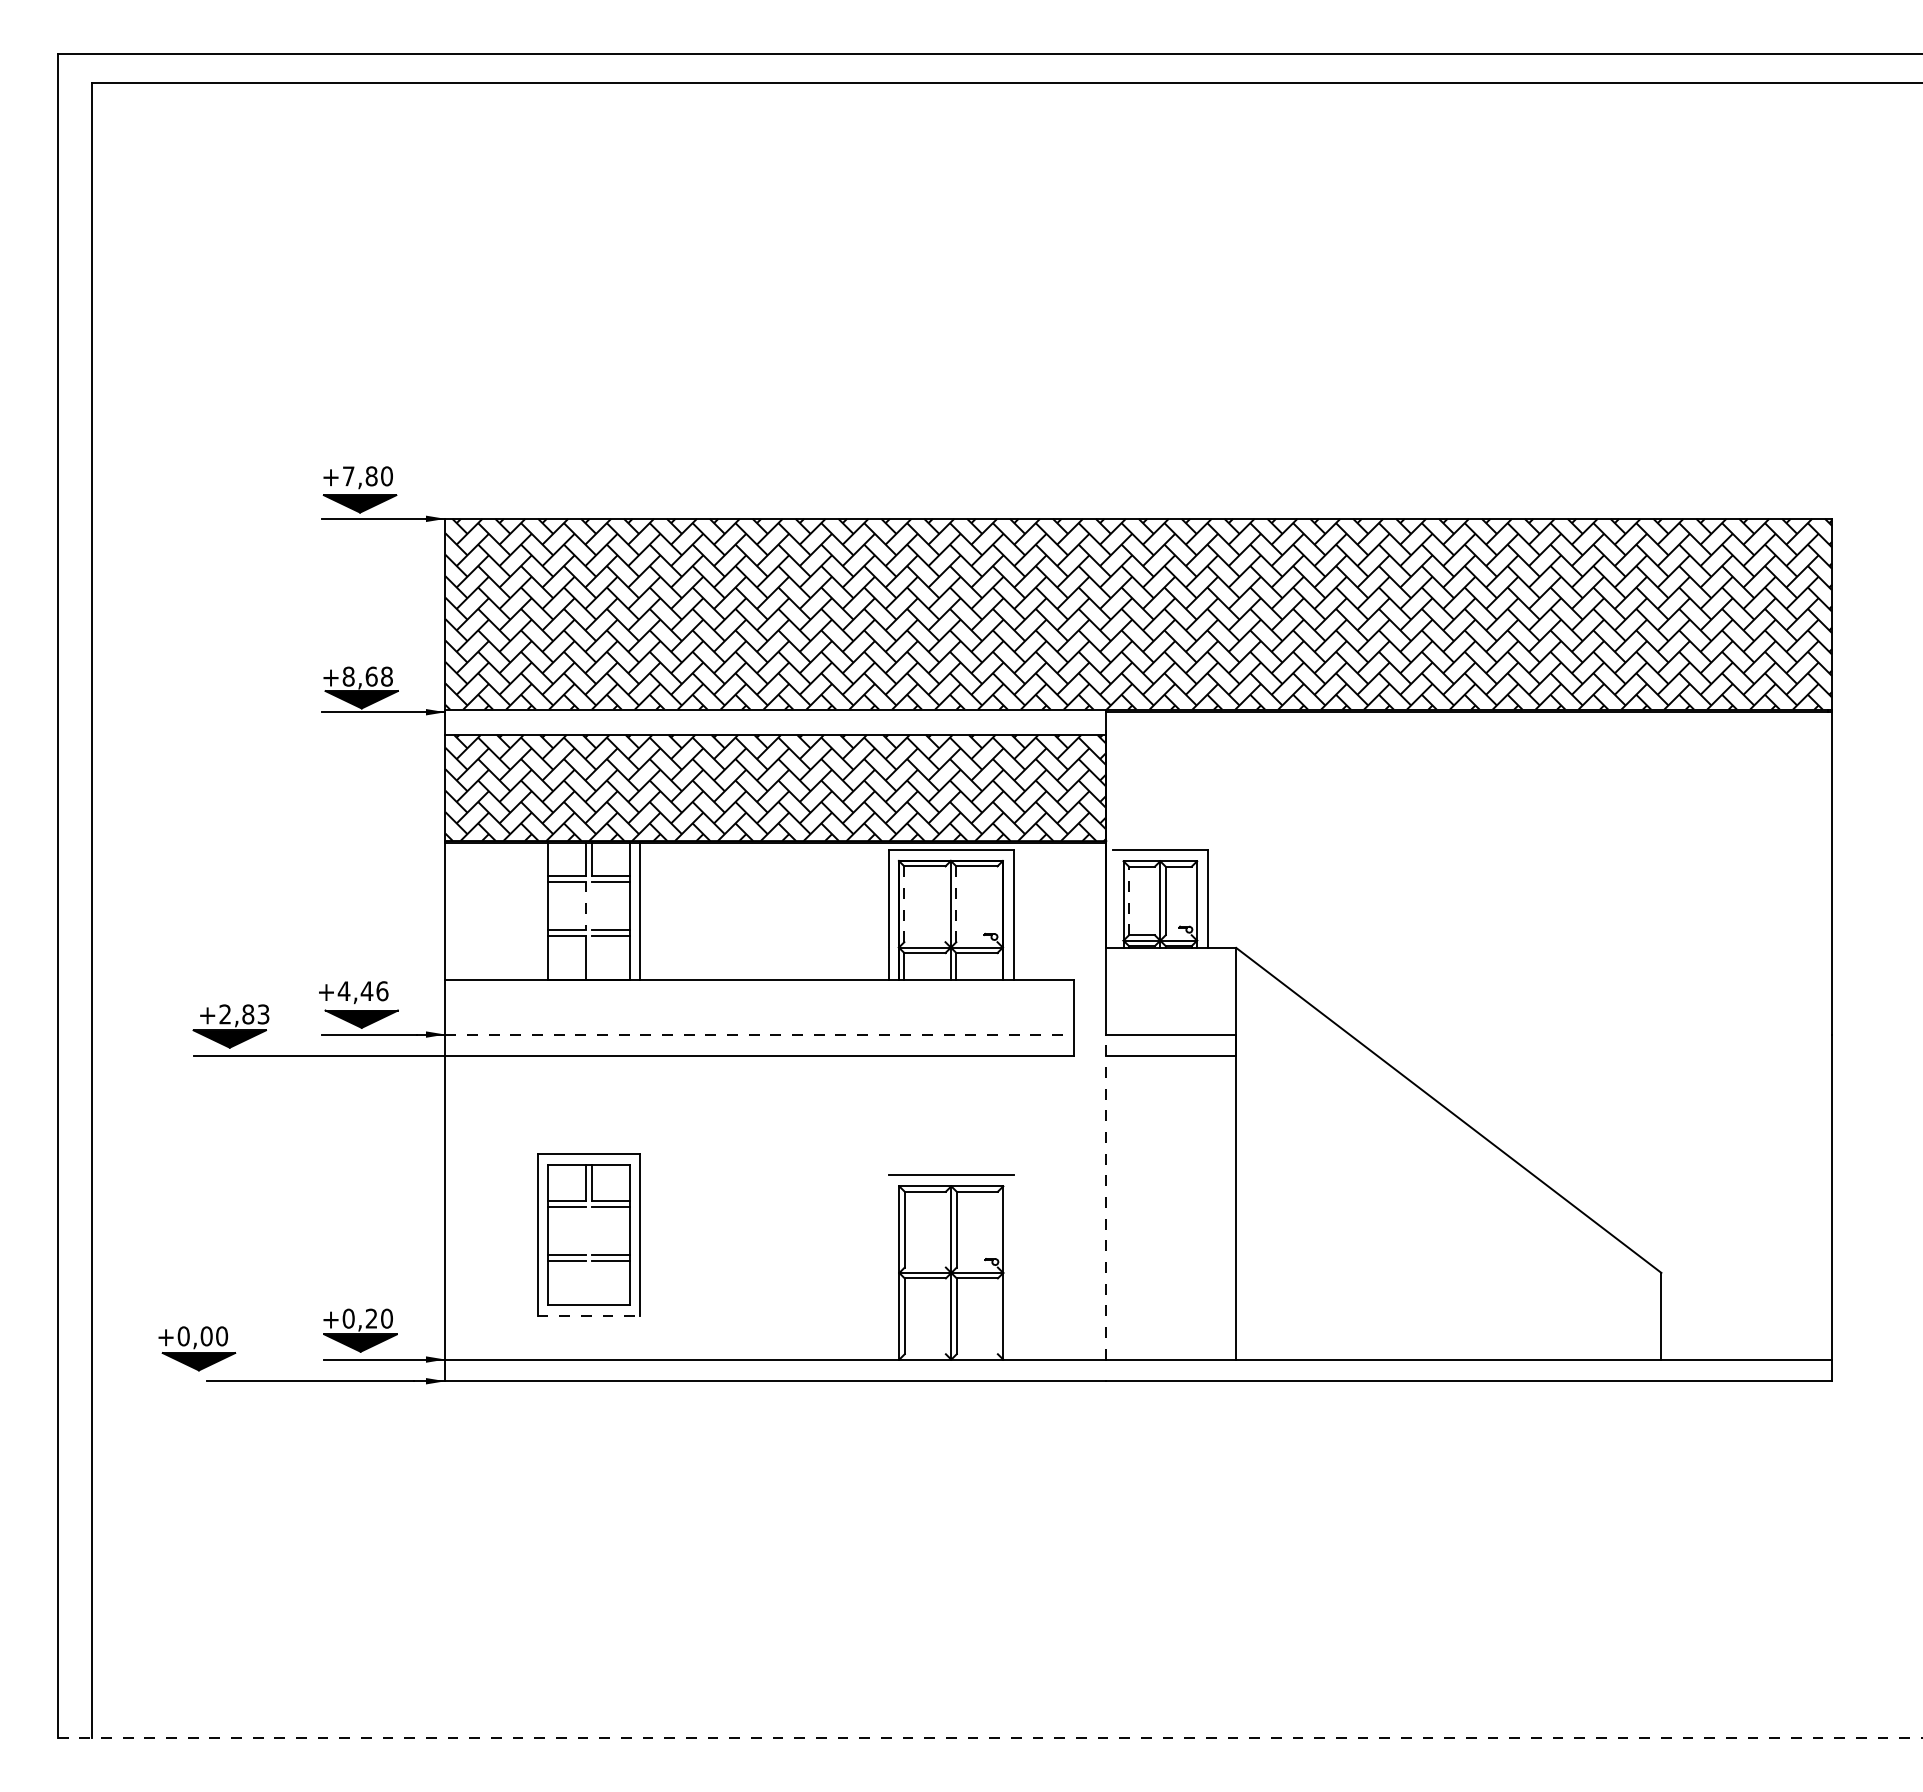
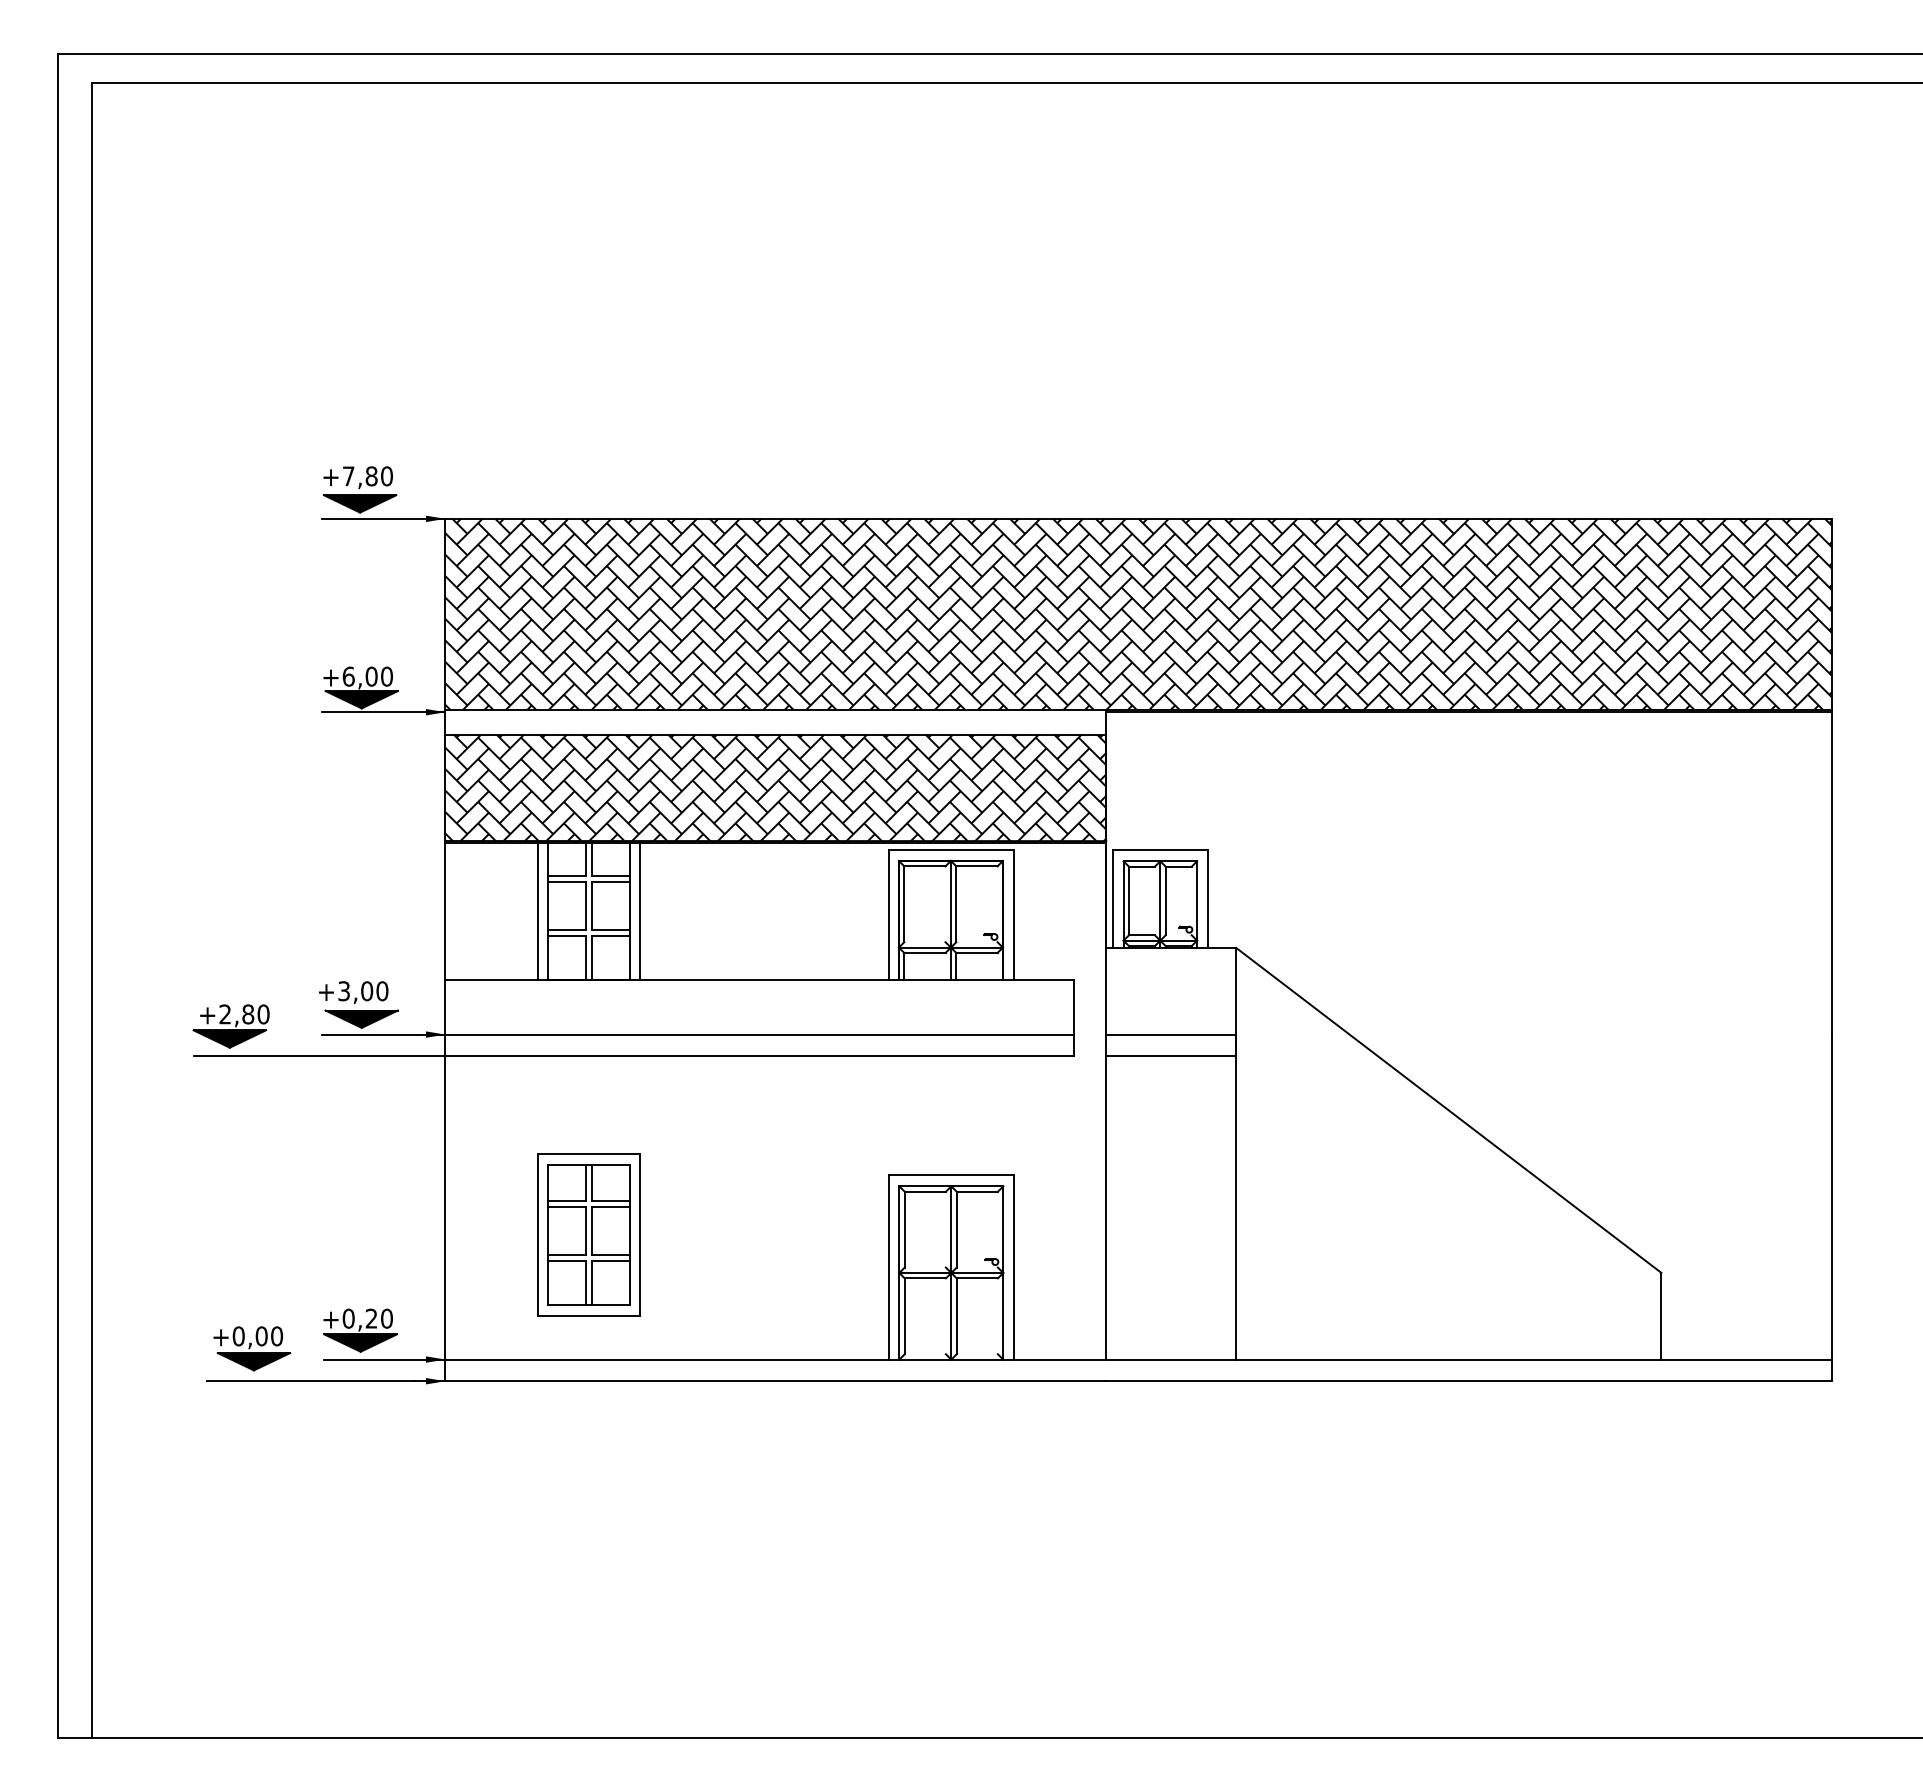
text: +8,68 -> +6,00 (367, 676)
line: none -> present (1112, 898)
line: dashed -> solid (1129, 900)
line: dashed -> solid (904, 904)
line: dashed -> solid (956, 904)
line: none -> present (591, 905)
line: dashed -> solid (586, 906)
line: none -> present (537, 911)
line: none -> present (591, 957)
text: +4,46 -> +3,00 (362, 991)
text: +2,83 -> +2,80 (263, 1014)
line: dashed -> solid (760, 1034)
line: dashed -> solid (1106, 1196)
line: none -> present (586, 1230)
line: none -> present (591, 1230)
line: none -> present (888, 1267)
line: none -> present (1014, 1267)
line: none -> present (586, 1282)
line: none -> present (591, 1282)
line: dashed -> solid (589, 1316)
part position: (197, 1348) -> (252, 1348) (252, 1348)
line: dashed -> solid (990, 1738)
